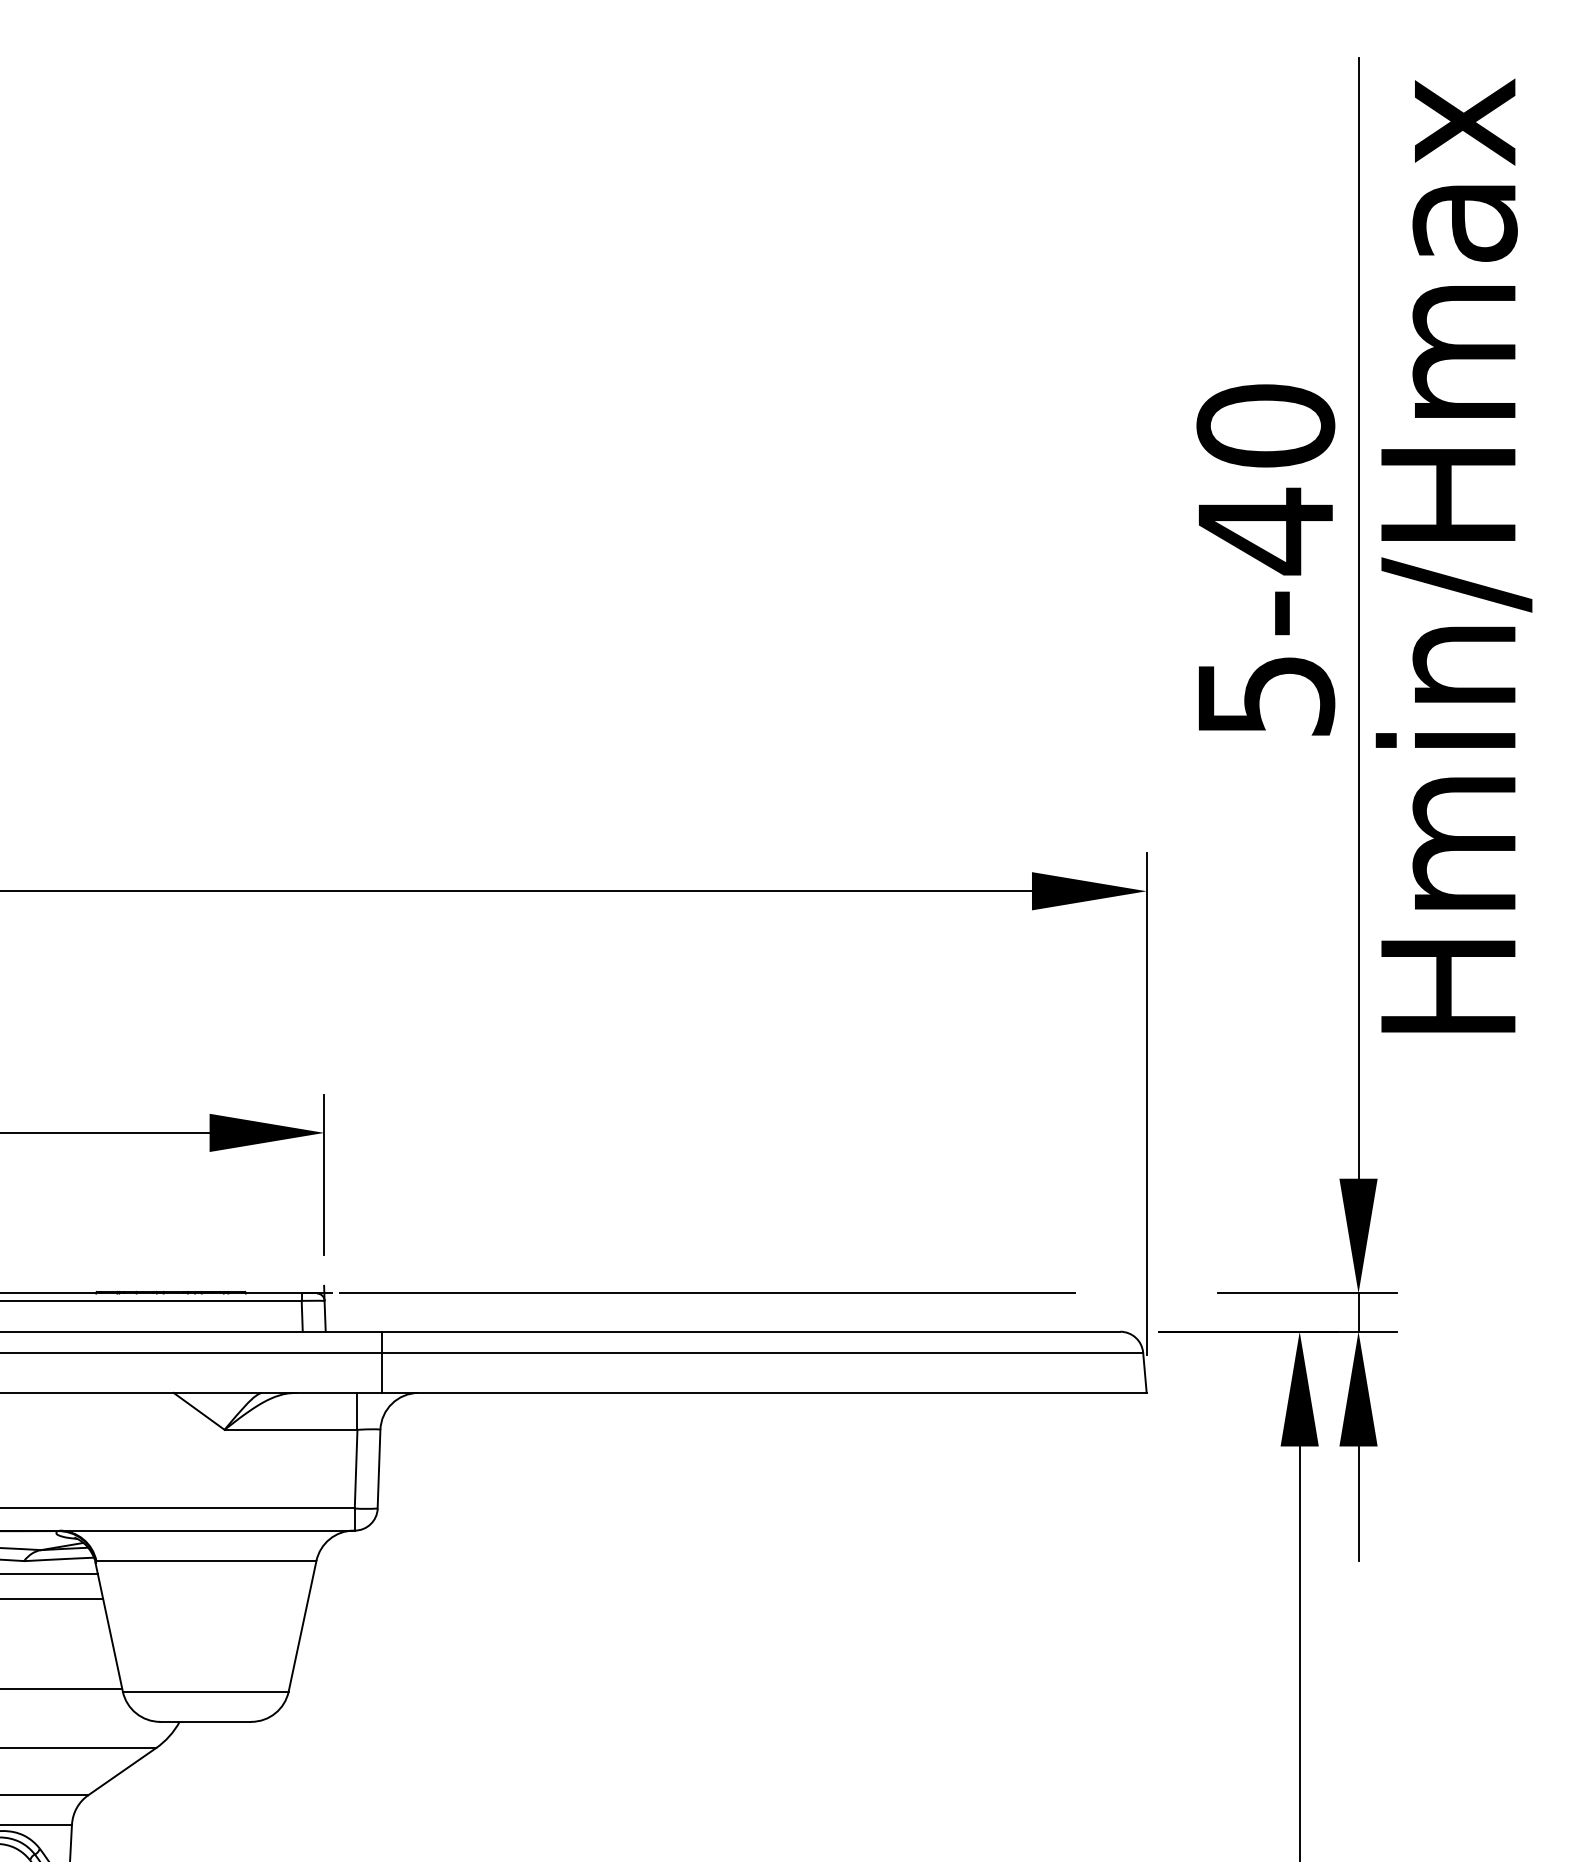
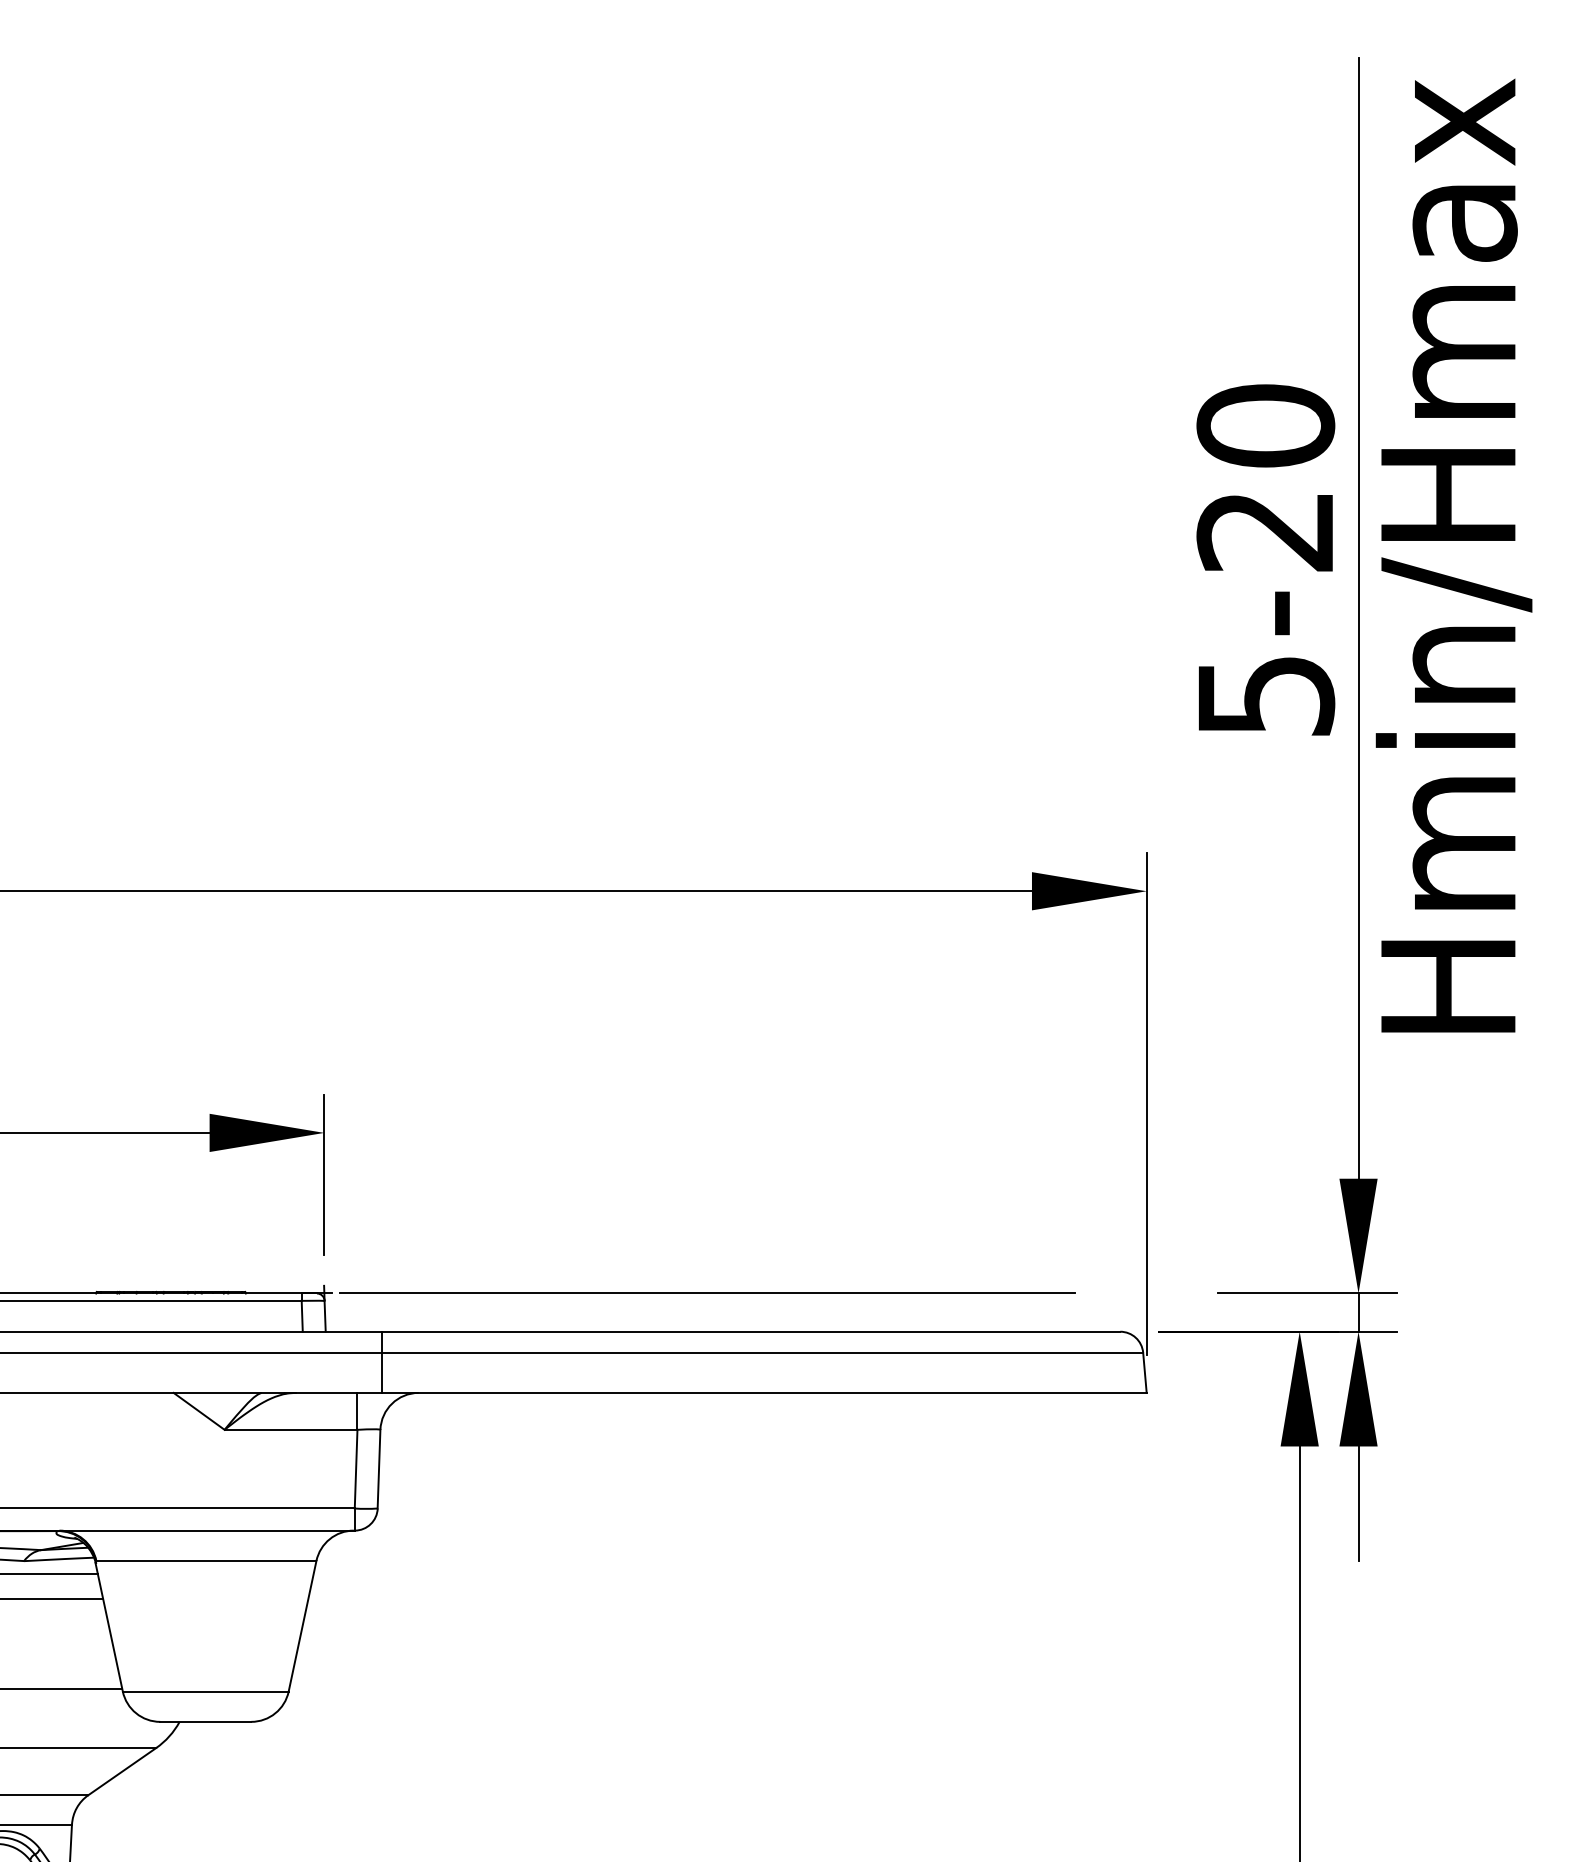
text: 5-40 -> 5-20 (1264, 531)
